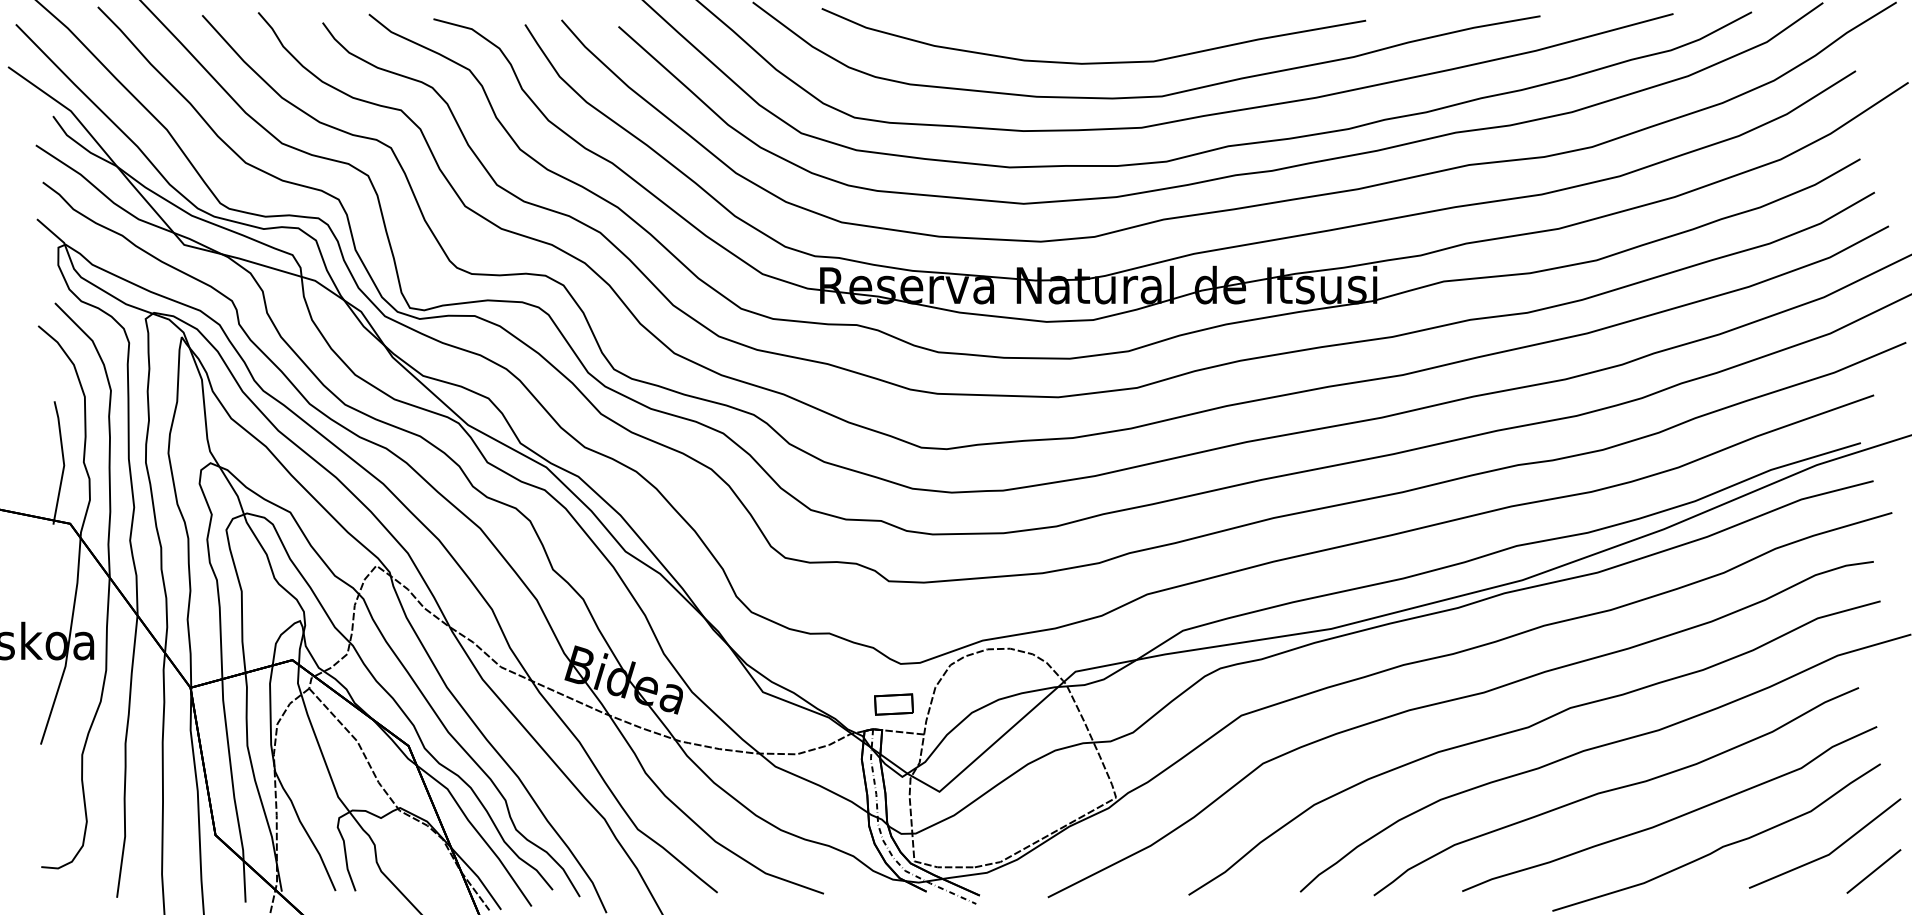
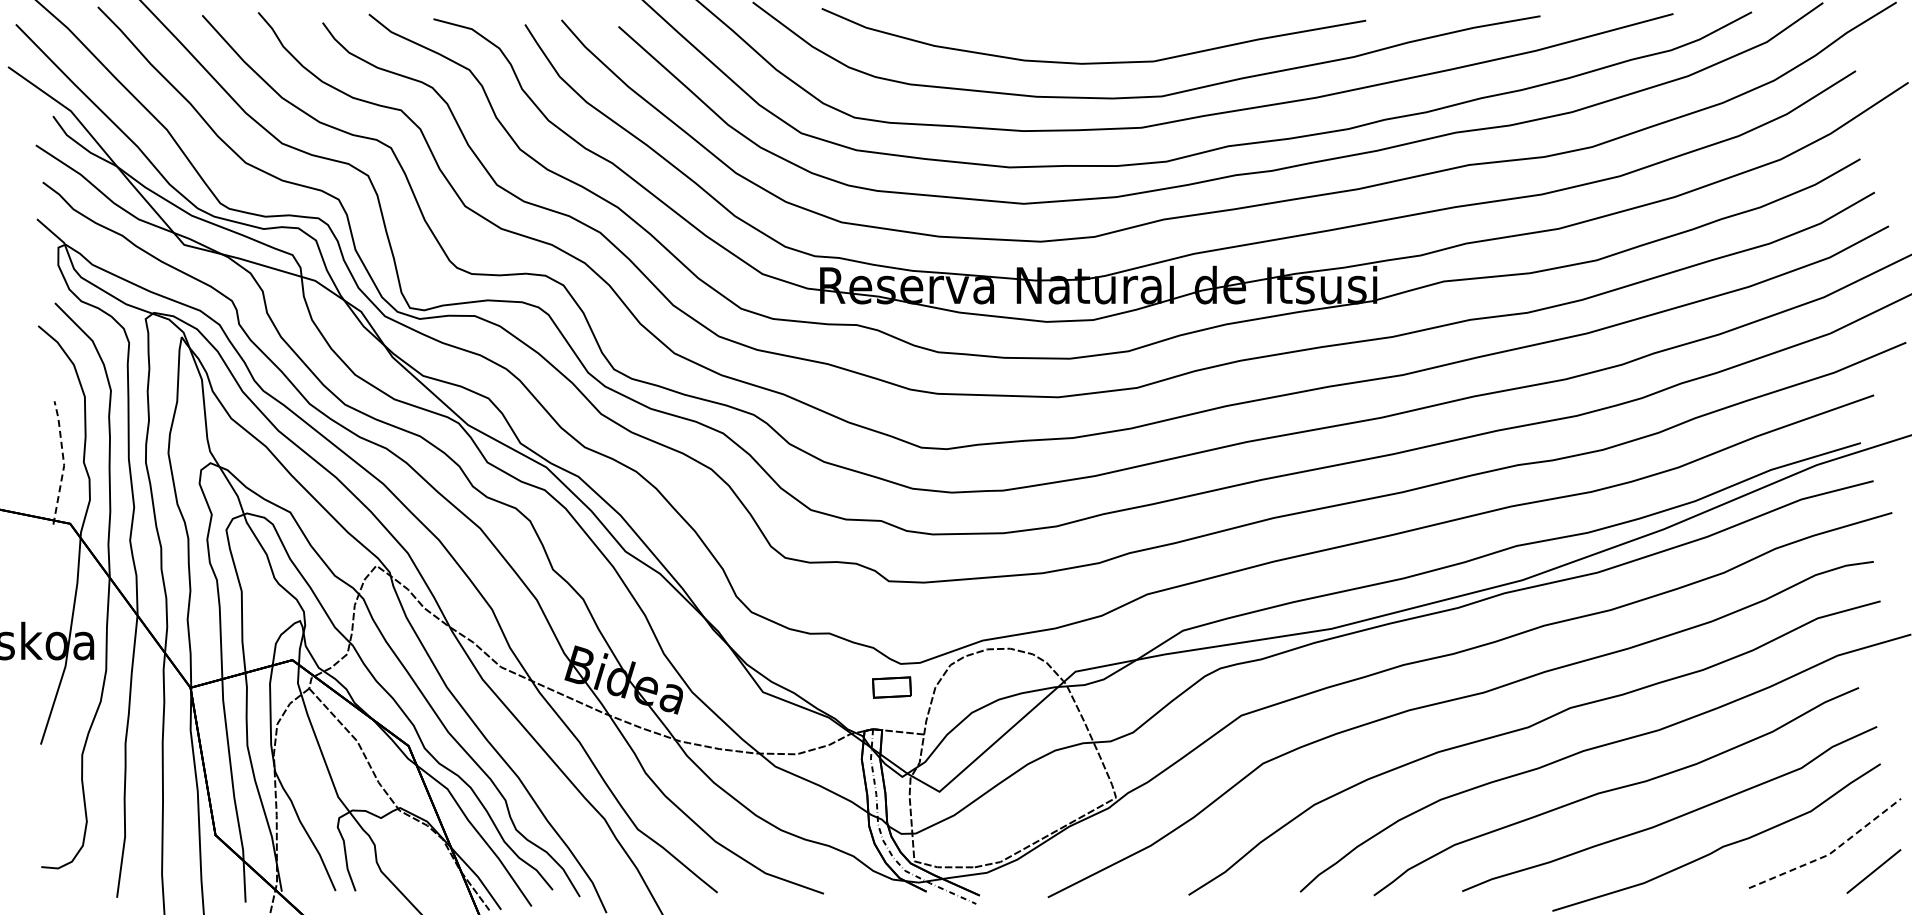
line: solid -> dashed (63, 462)
part position: (893, 704) -> (891, 687) (891, 687)
line: solid -> dashed (1830, 853)
